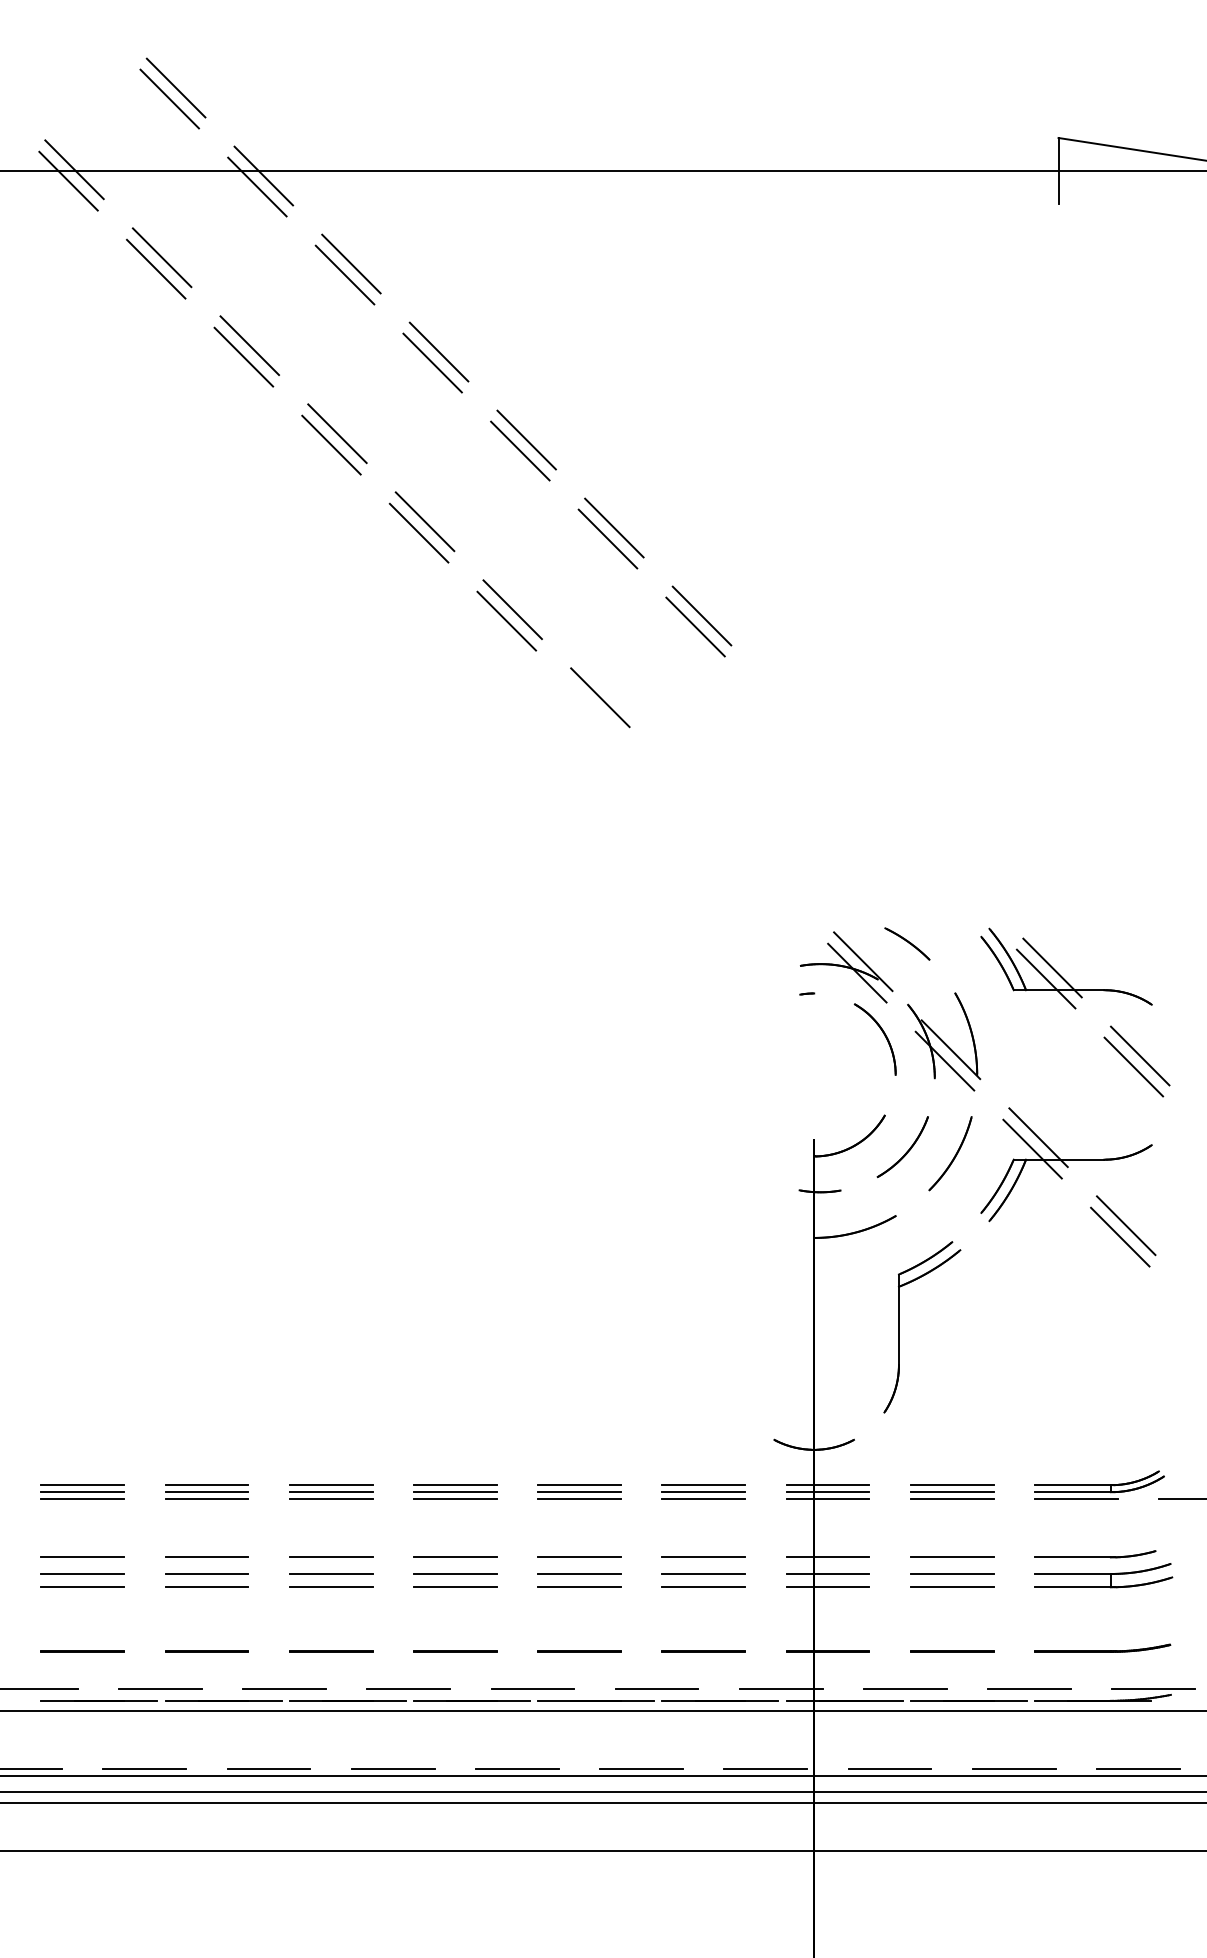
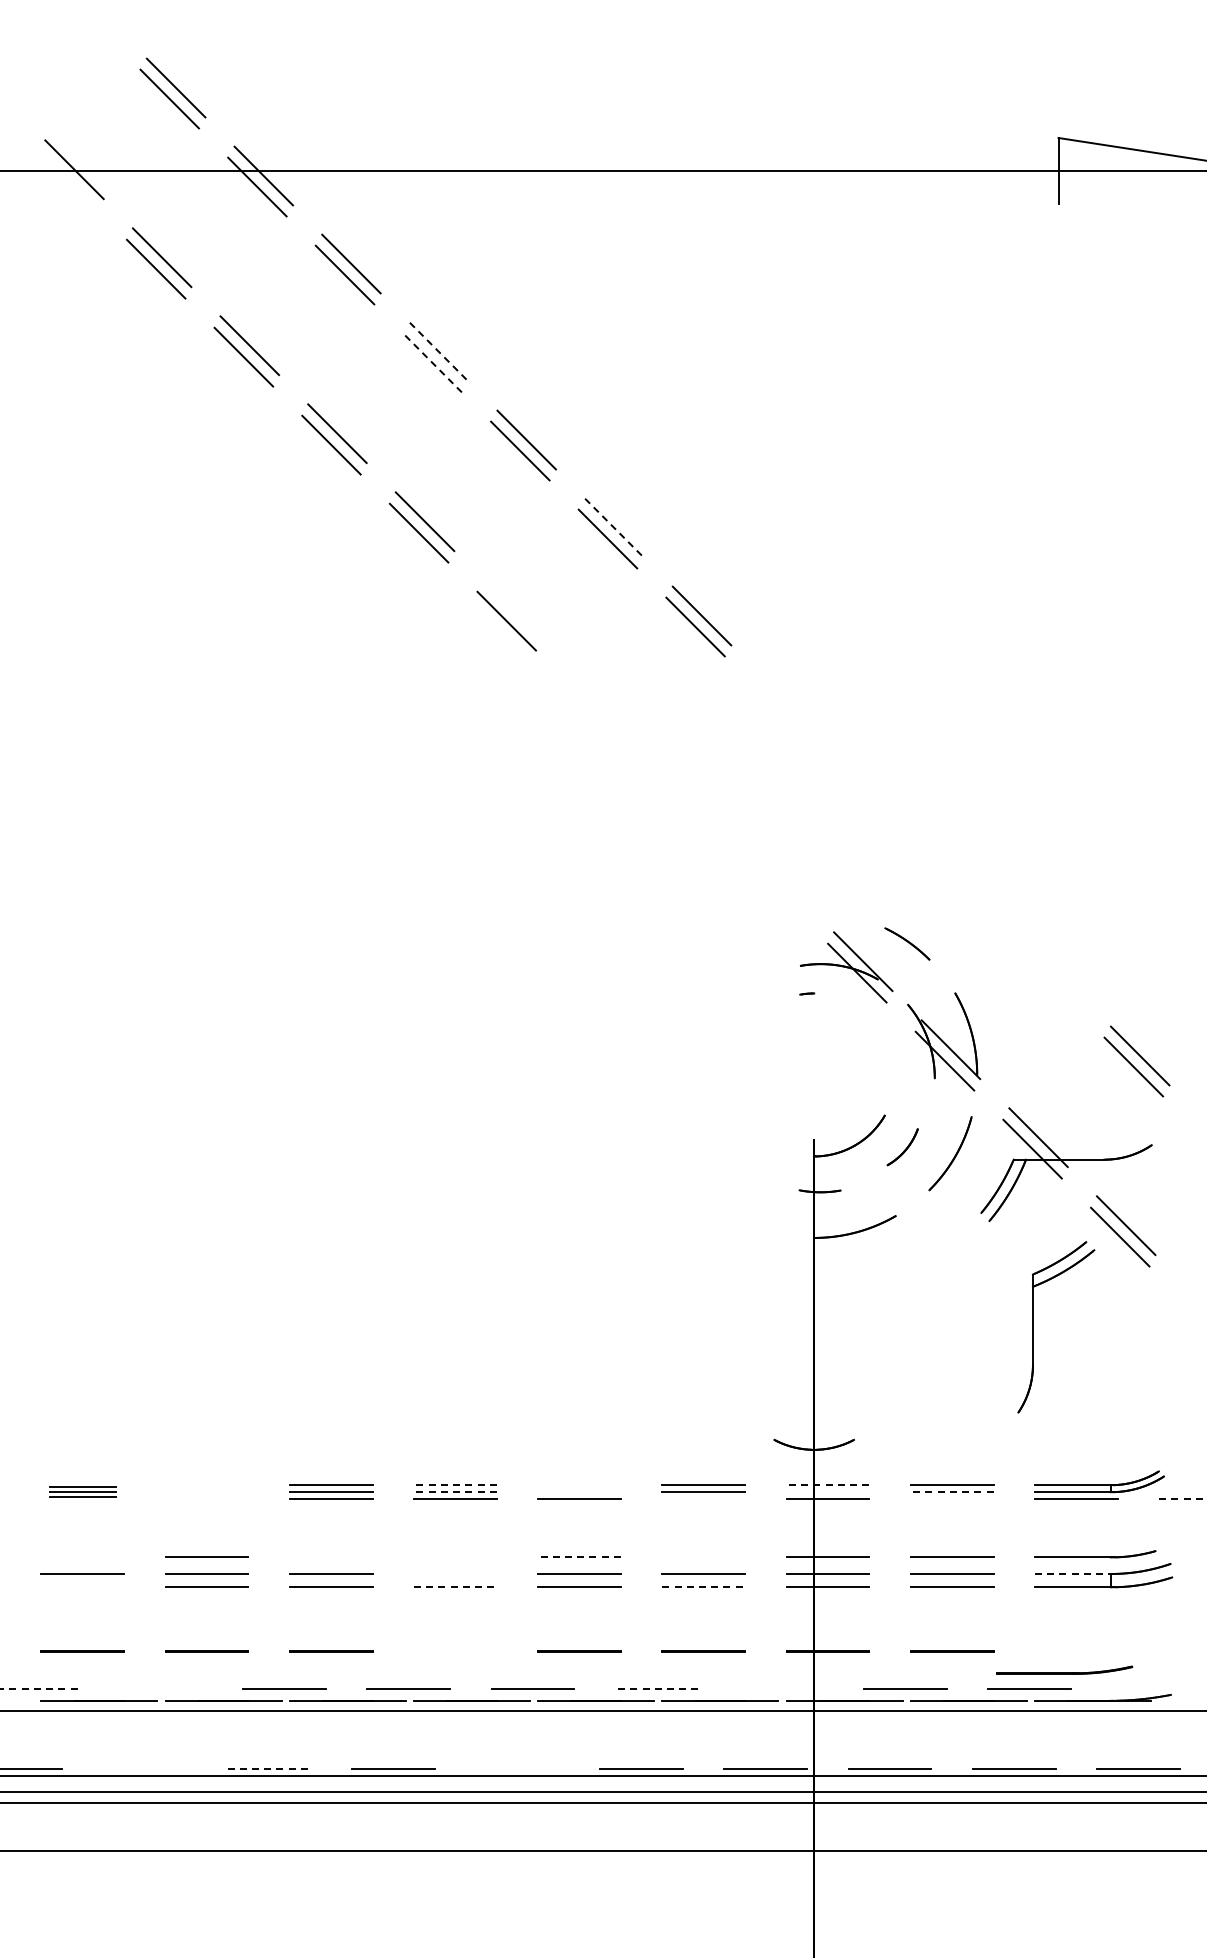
line: present -> none (68, 180)
line: solid -> dashed (439, 352)
line: solid -> dashed (432, 362)
line: solid -> dashed (614, 528)
line: present -> none (512, 609)
line: present -> none (600, 697)
part: present -> none (1060, 974)
part: present -> none (883, 1034)
part size: 53x63 px -> 33x39 px (902, 1147)
part position: (899, 1327) -> (1033, 1327) (1033, 1327)
line: present -> none (206, 1485)
line: solid -> dashed (454, 1485)
line: present -> none (579, 1485)
line: solid -> dashed (827, 1485)
part size: 85x16 px -> 68x12 px (82, 1491)
line: present -> none (206, 1492)
line: solid -> dashed (454, 1492)
line: present -> none (579, 1492)
line: present -> none (827, 1492)
line: solid -> dashed (951, 1492)
line: present -> none (206, 1498)
line: present -> none (703, 1498)
line: present -> none (951, 1498)
line: solid -> dashed (1182, 1498)
line: present -> none (82, 1557)
line: present -> none (330, 1557)
line: present -> none (454, 1557)
line: solid -> dashed (579, 1557)
line: present -> none (703, 1557)
line: present -> none (454, 1574)
line: solid -> dashed (1072, 1574)
line: present -> none (82, 1587)
line: solid -> dashed (455, 1587)
line: solid -> dashed (704, 1587)
part position: (1102, 1647) -> (1064, 1669) (1064, 1669)
line: present -> none (455, 1651)
line: solid -> dashed (38, 1688)
line: present -> none (160, 1688)
line: solid -> dashed (656, 1688)
line: present -> none (780, 1688)
line: present -> none (1153, 1688)
line: present -> none (144, 1769)
line: solid -> dashed (269, 1769)
line: present -> none (517, 1769)
